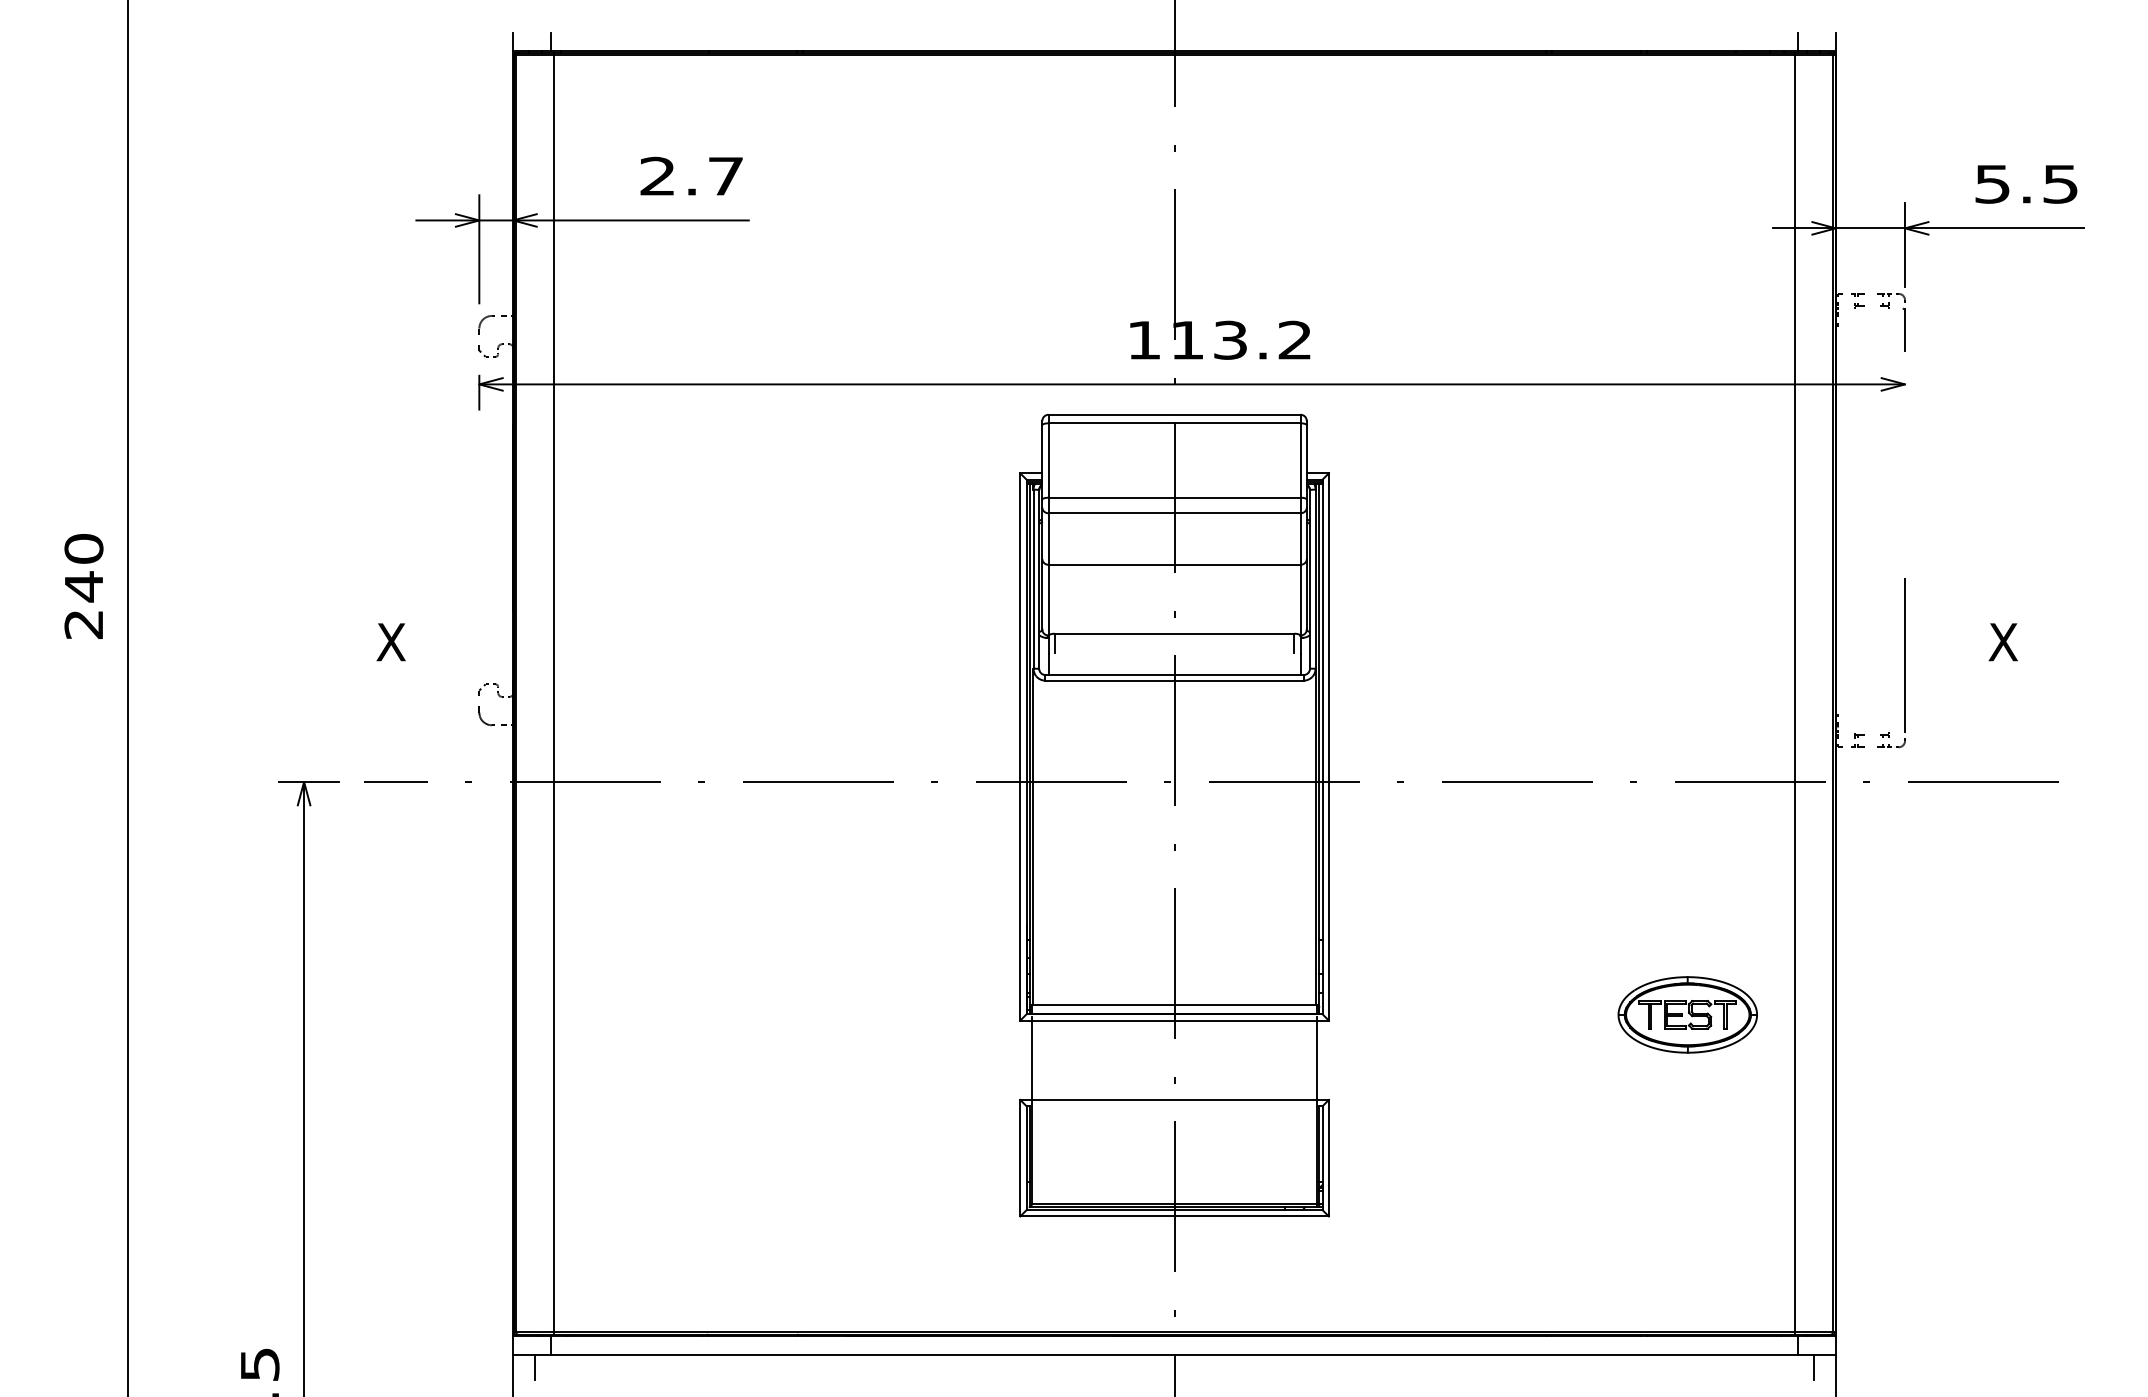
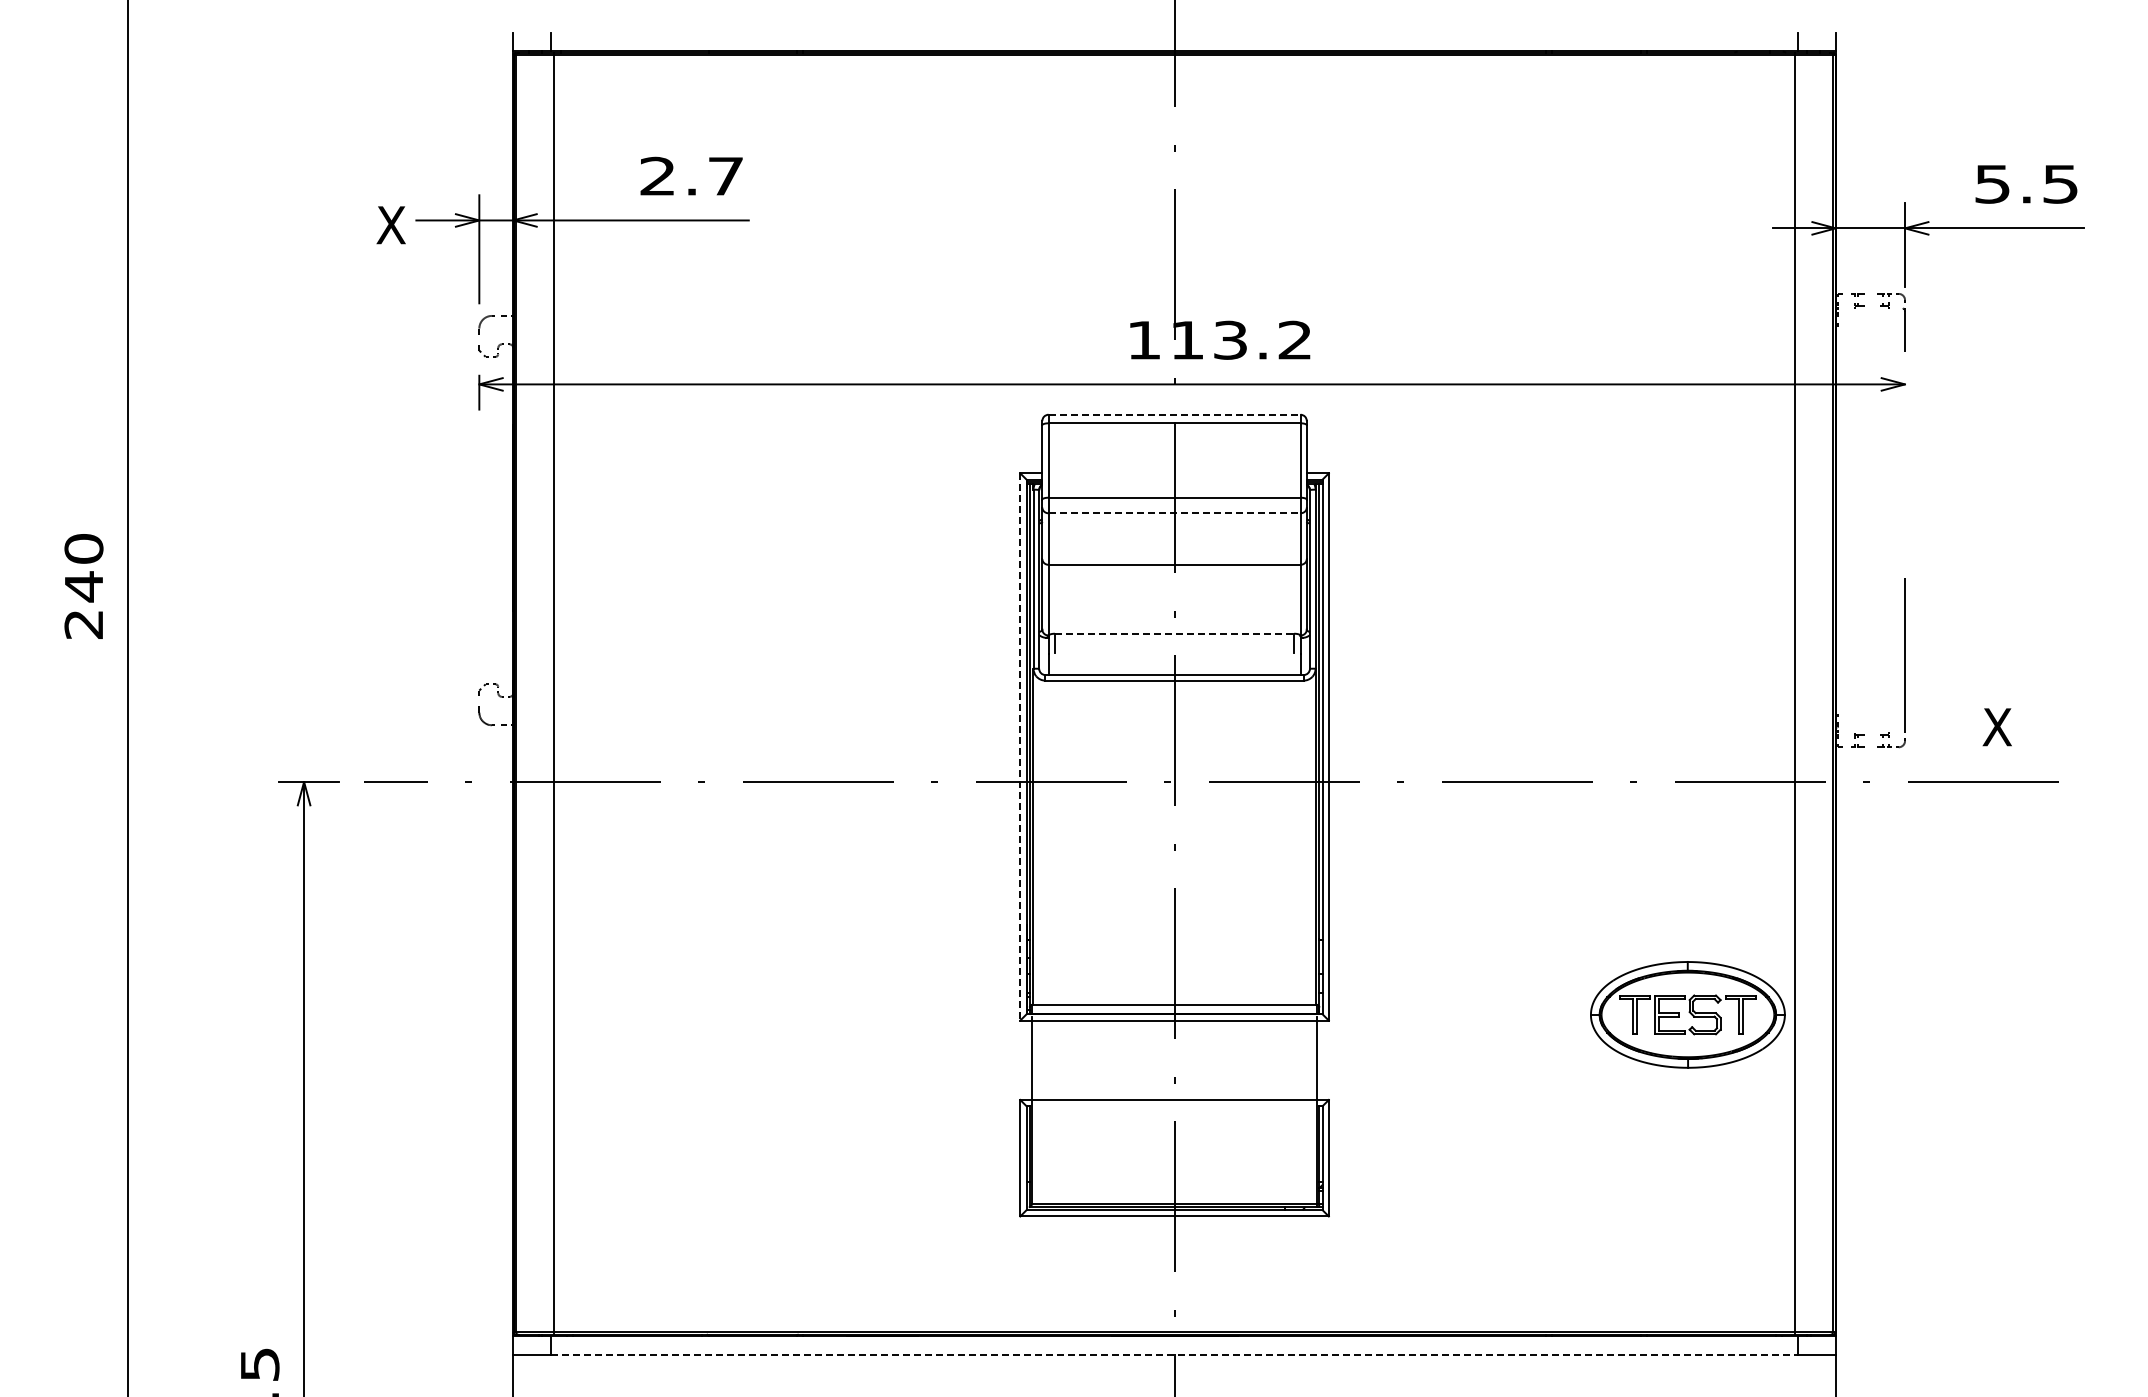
line: solid -> dashed (1174, 414)
line: solid -> dashed (1174, 513)
line: solid -> dashed (1174, 633)
text position: (390, 642) -> (390, 225) (390, 225)
text position: (2002, 642) -> (1996, 727) (1996, 727)
line: solid -> dashed (1020, 746)
part size: 141x78 px -> 196x108 px (1687, 1014)
line: solid -> dashed (1175, 1354)
line: present -> none (534, 1367)
line: present -> none (1814, 1367)
